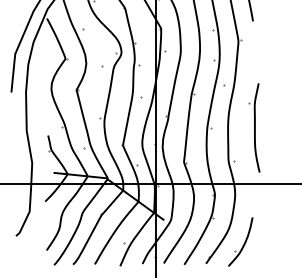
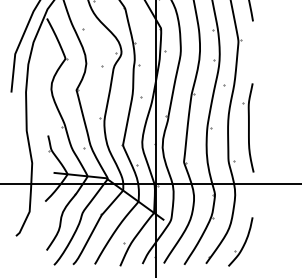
part position: (254, 127) -> (248, 127) (248, 127)
